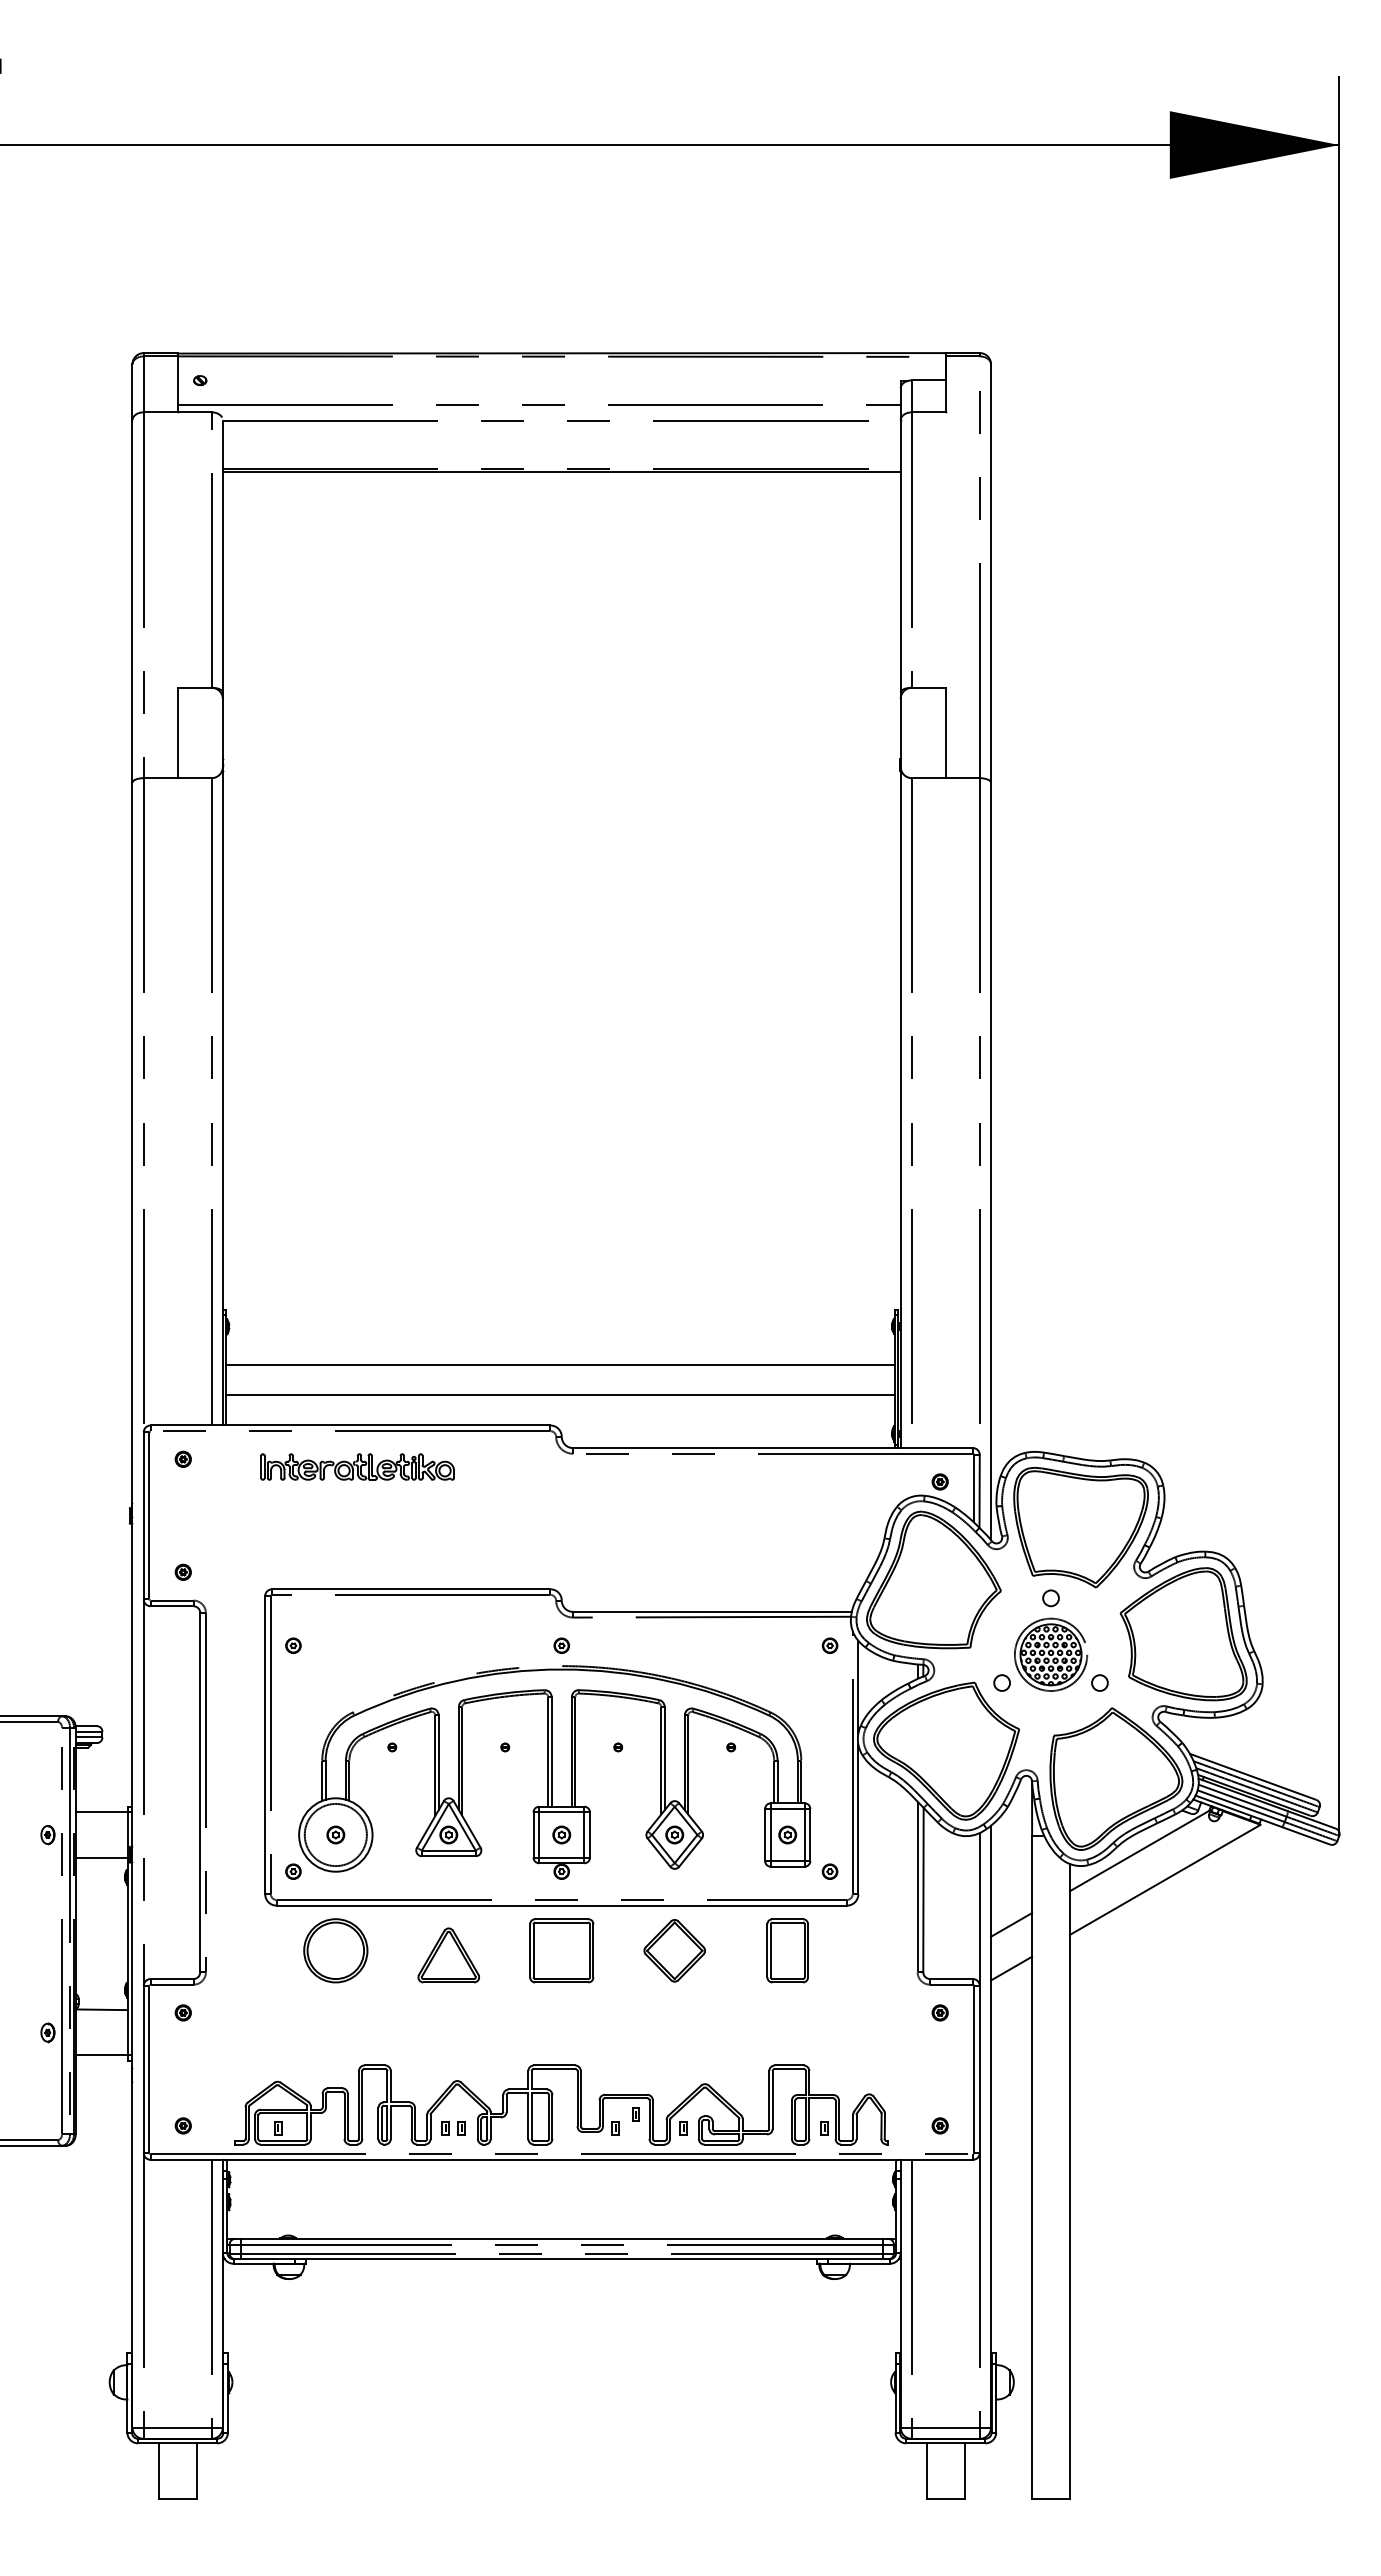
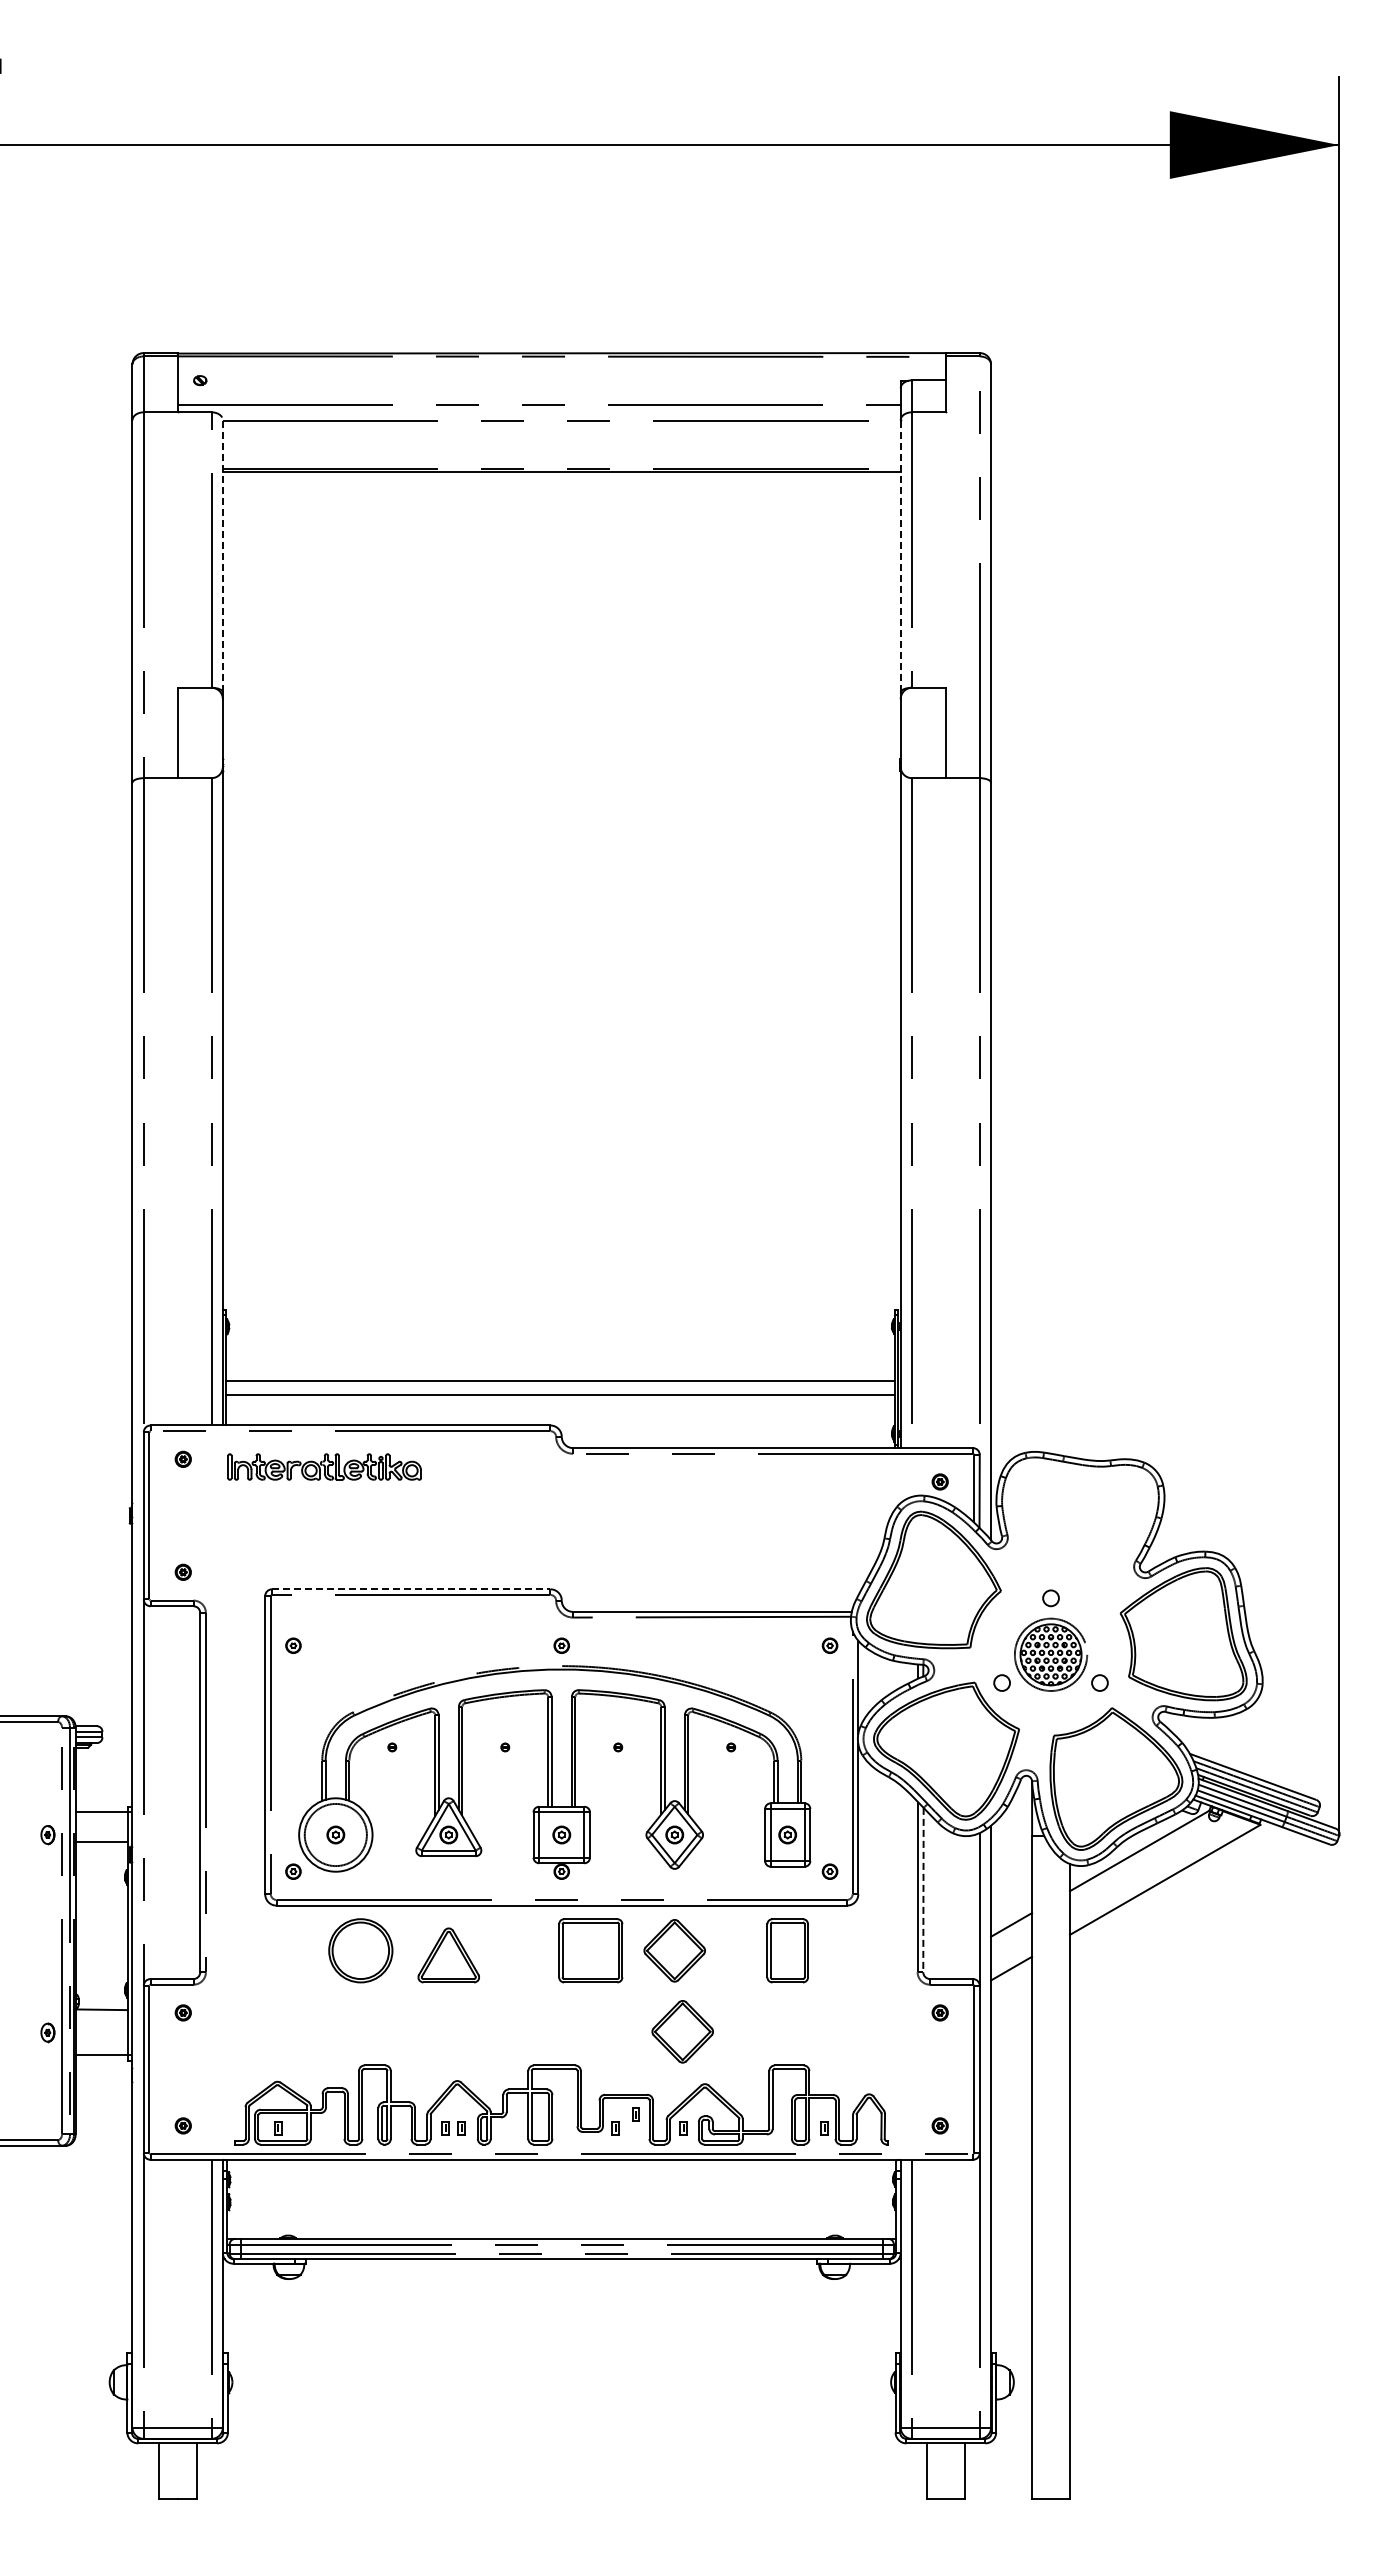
line: solid -> dashed (222, 556)
line: solid -> dashed (900, 556)
line position: (560, 1365) -> (560, 1381) (560, 1381)
part position: (357, 1466) -> (324, 1466) (324, 1466)
part: present -> none (1080, 1527)
line: solid -> dashed (411, 1589)
line position: (101, 1857) -> (101, 1841) (101, 1841)
line: solid -> dashed (923, 1890)
part position: (335, 1950) -> (360, 1950) (360, 1950)
part position: (561, 1950) -> (590, 1950) (590, 1950)
part: none -> present (682, 2031)
